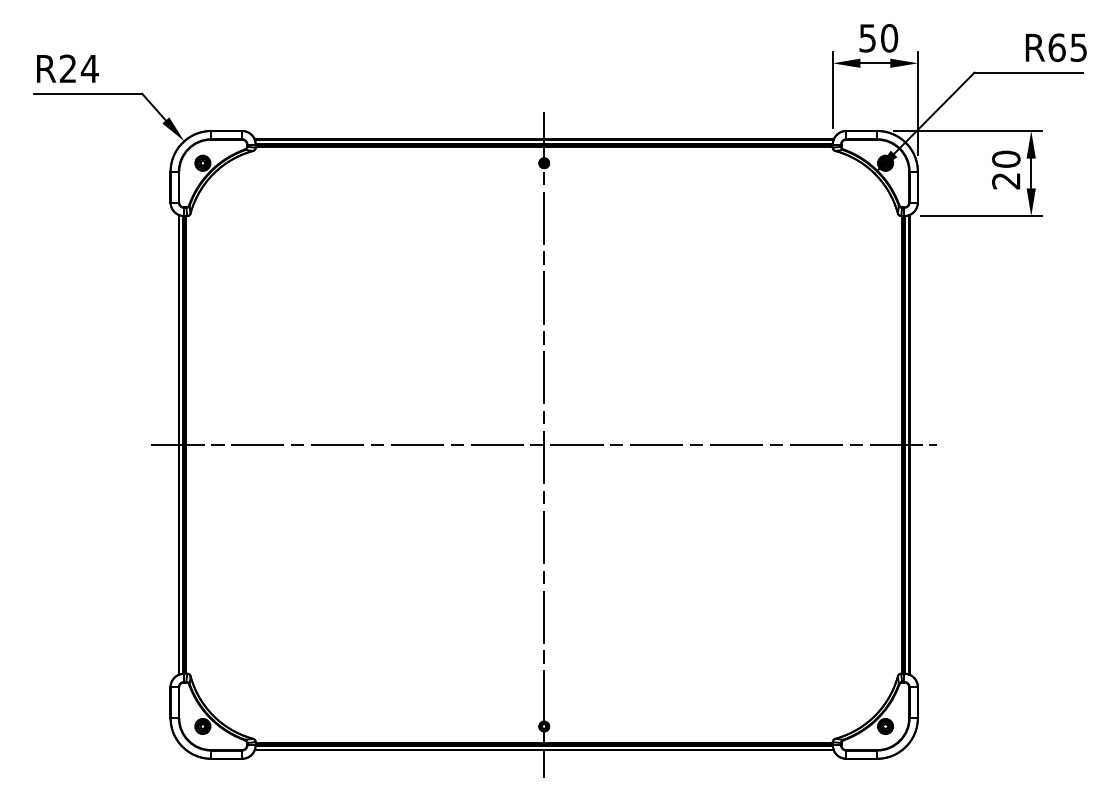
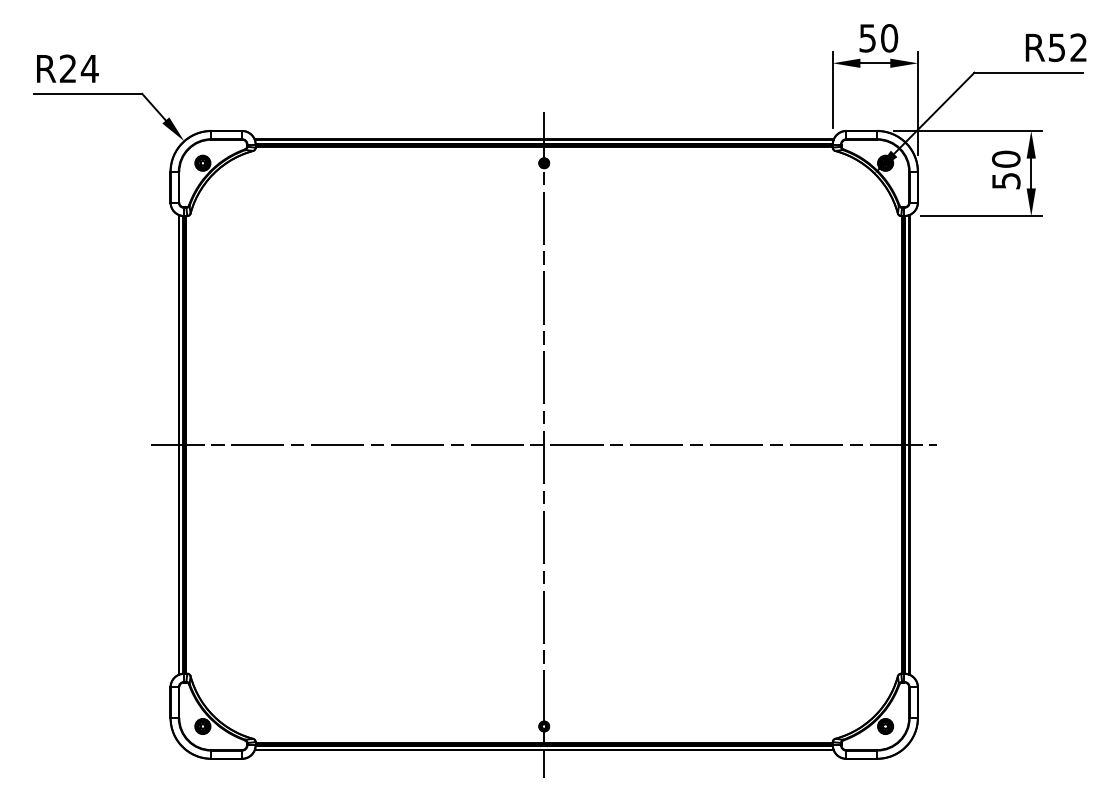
text: R65 -> R52 (1067, 47)
text: 20 -> 50 (1006, 181)
